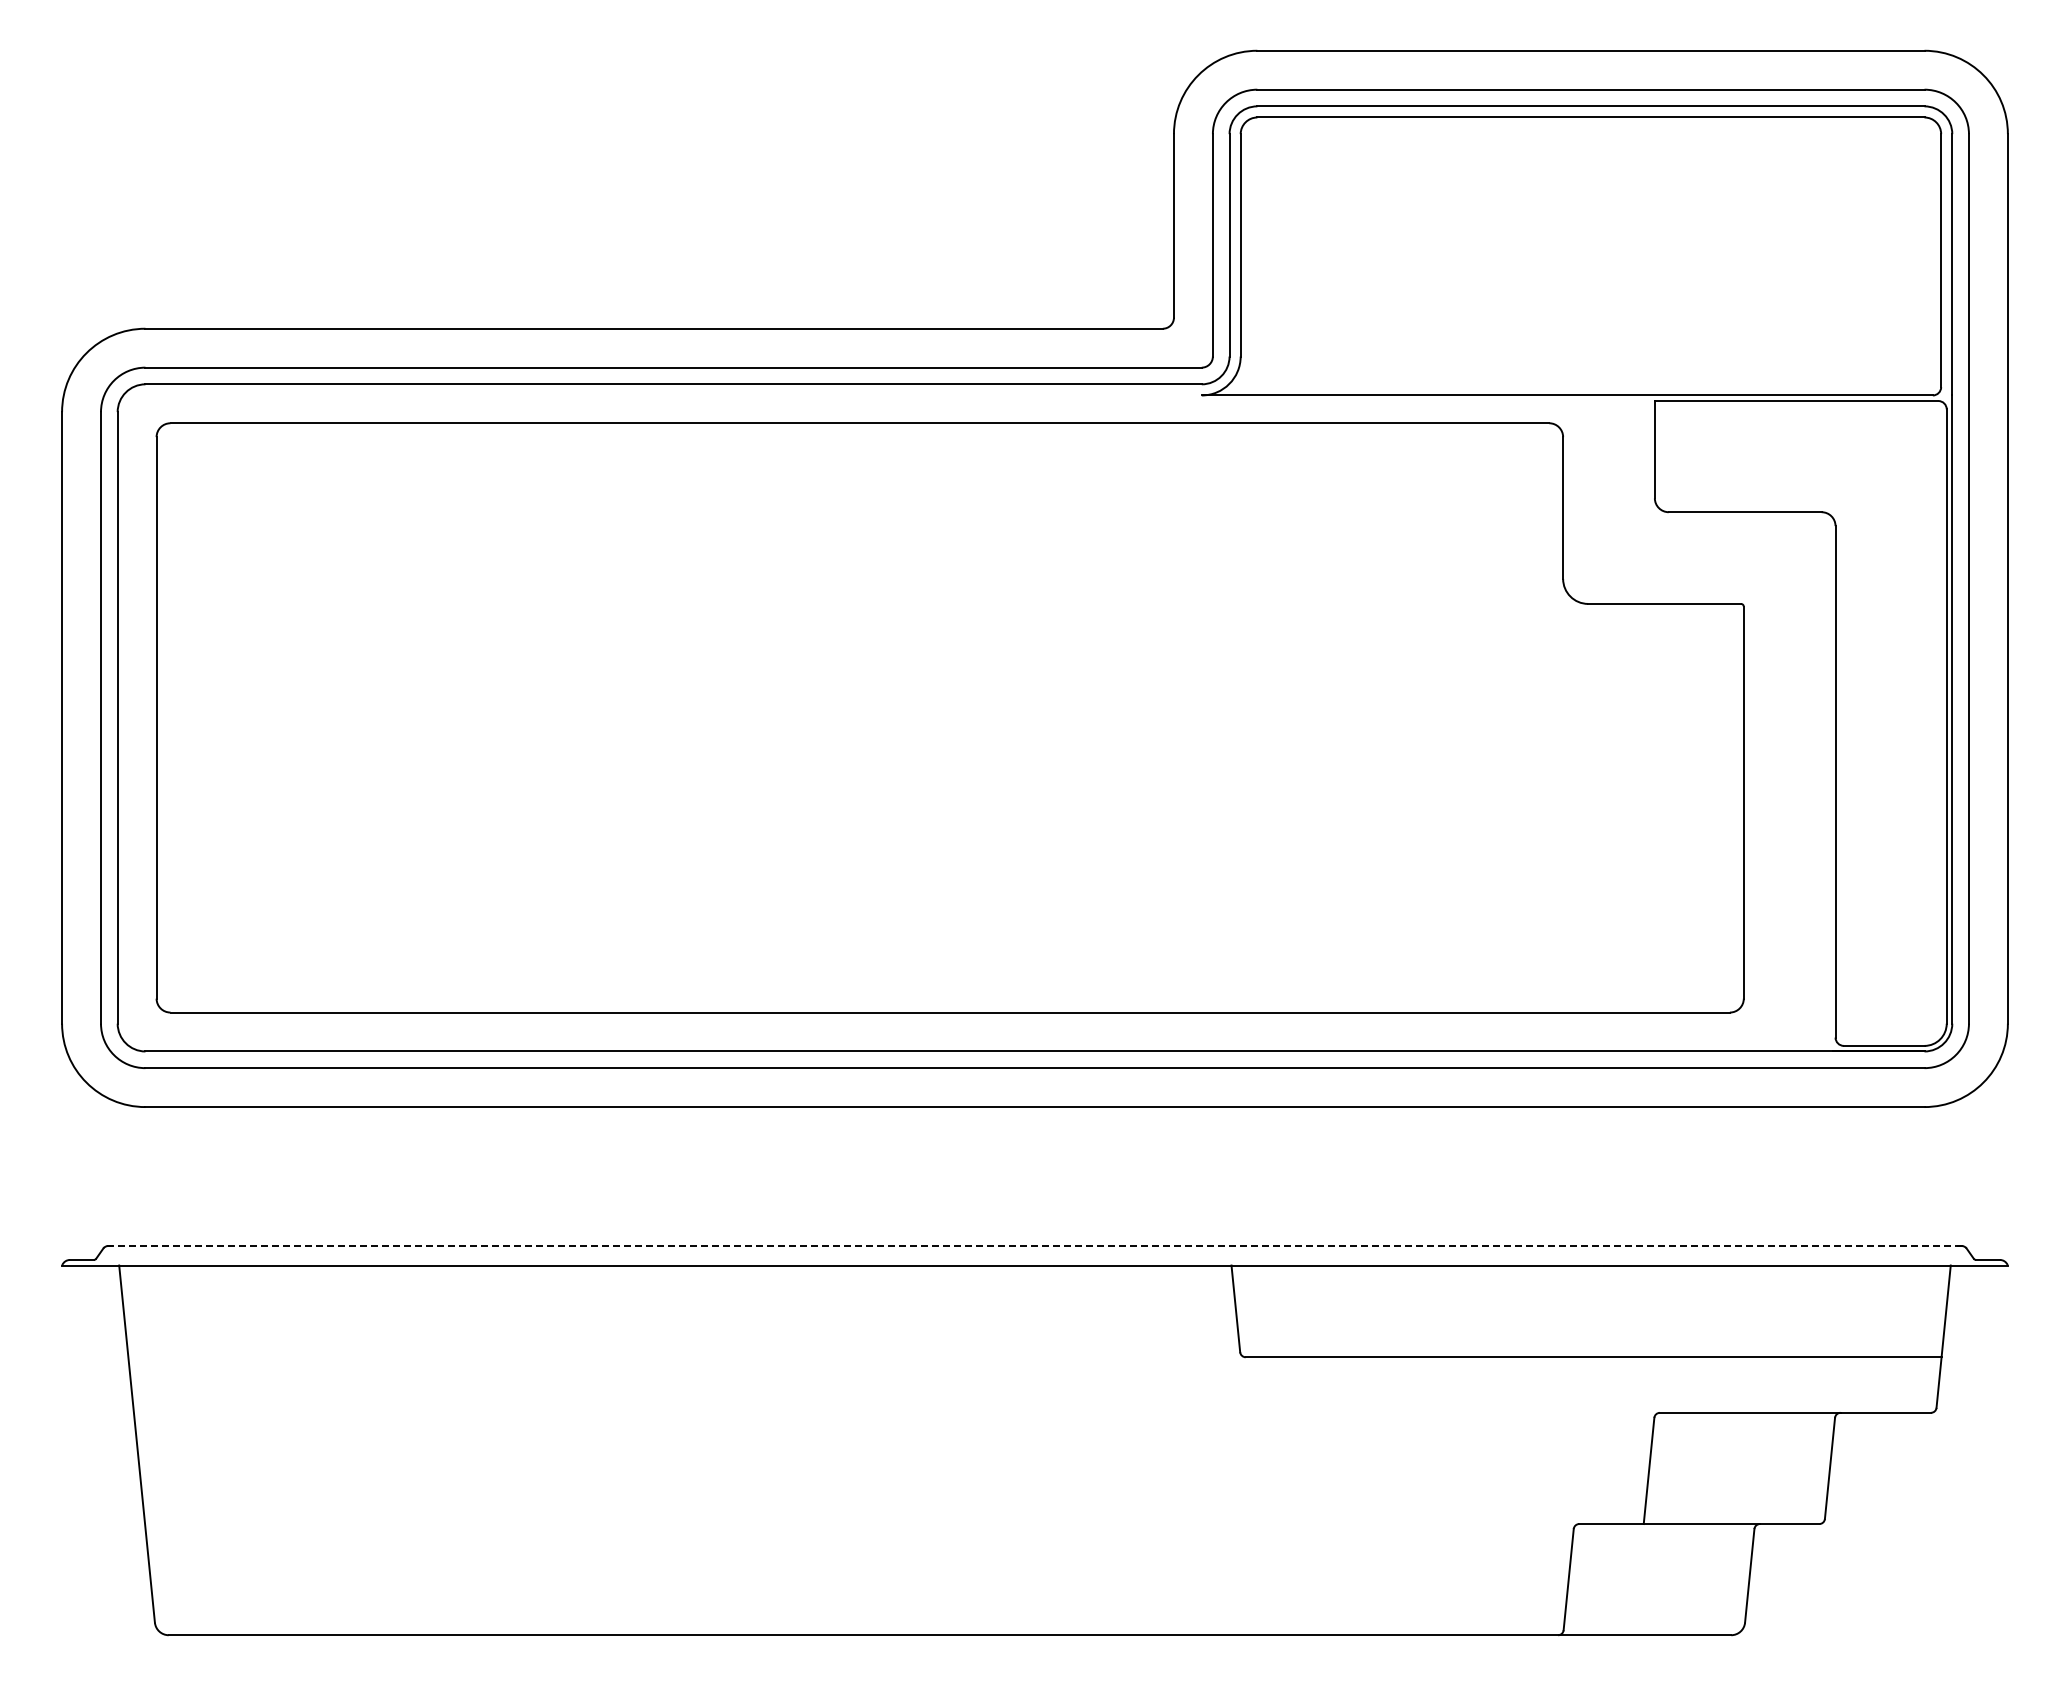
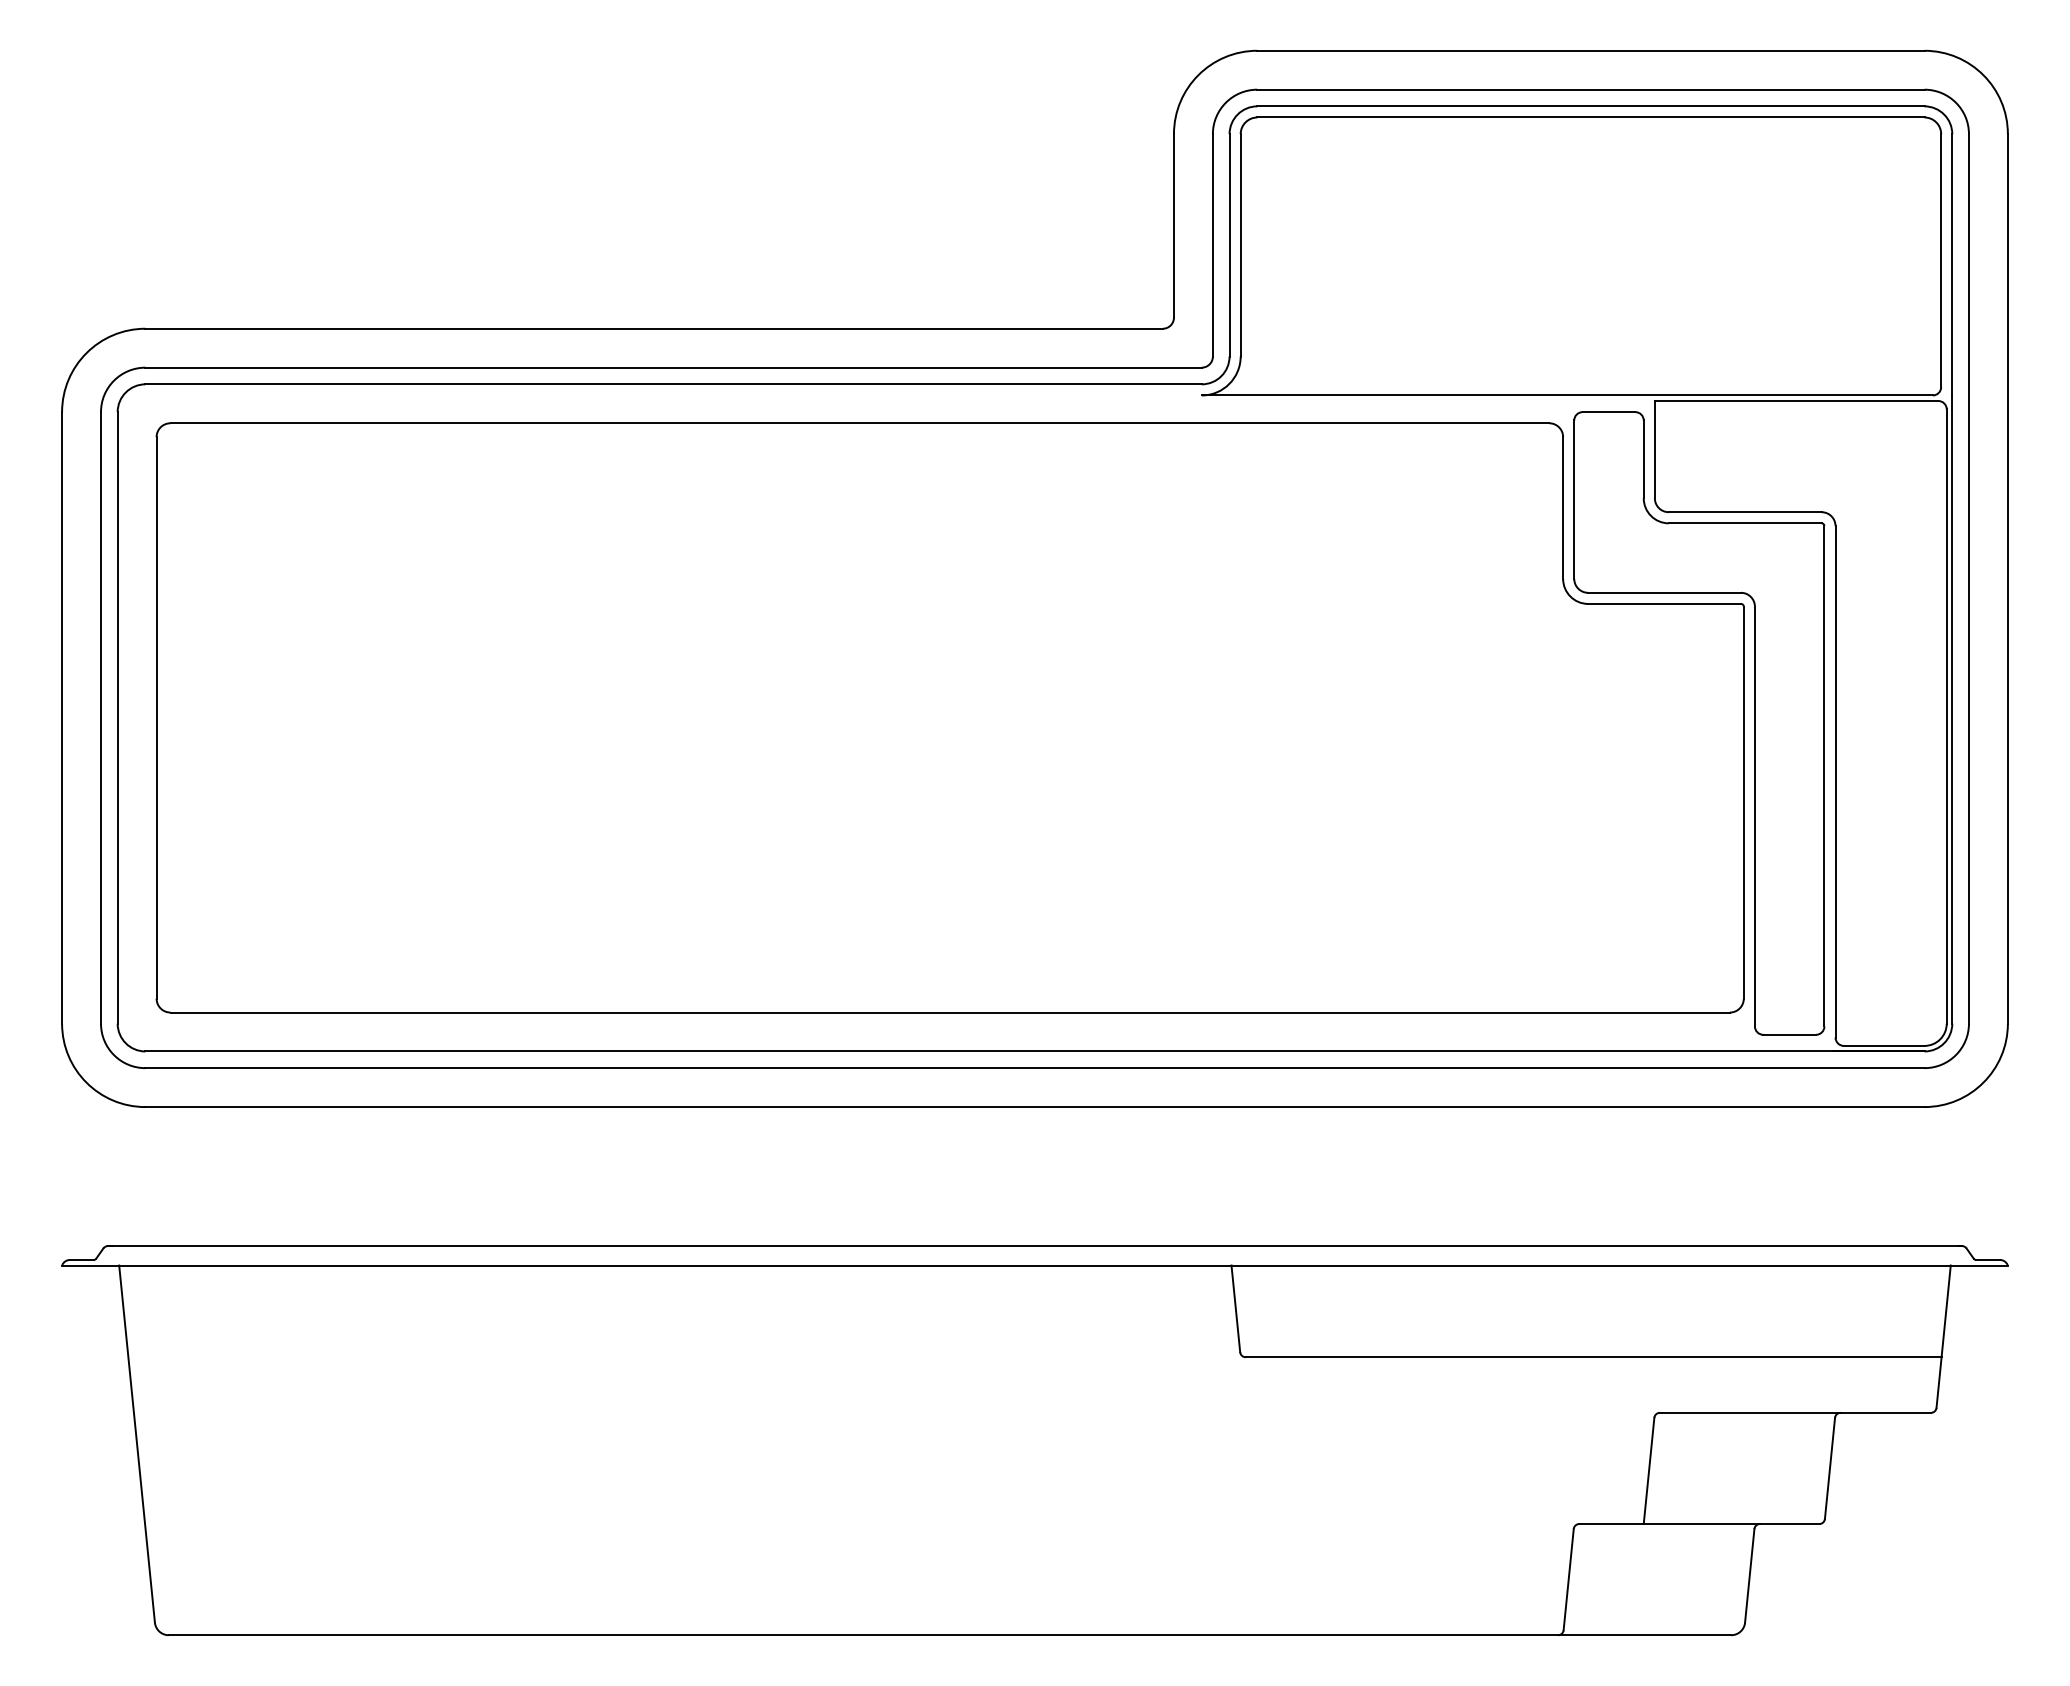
part: none -> present (1754, 723)
line: dashed -> solid (1034, 1246)
